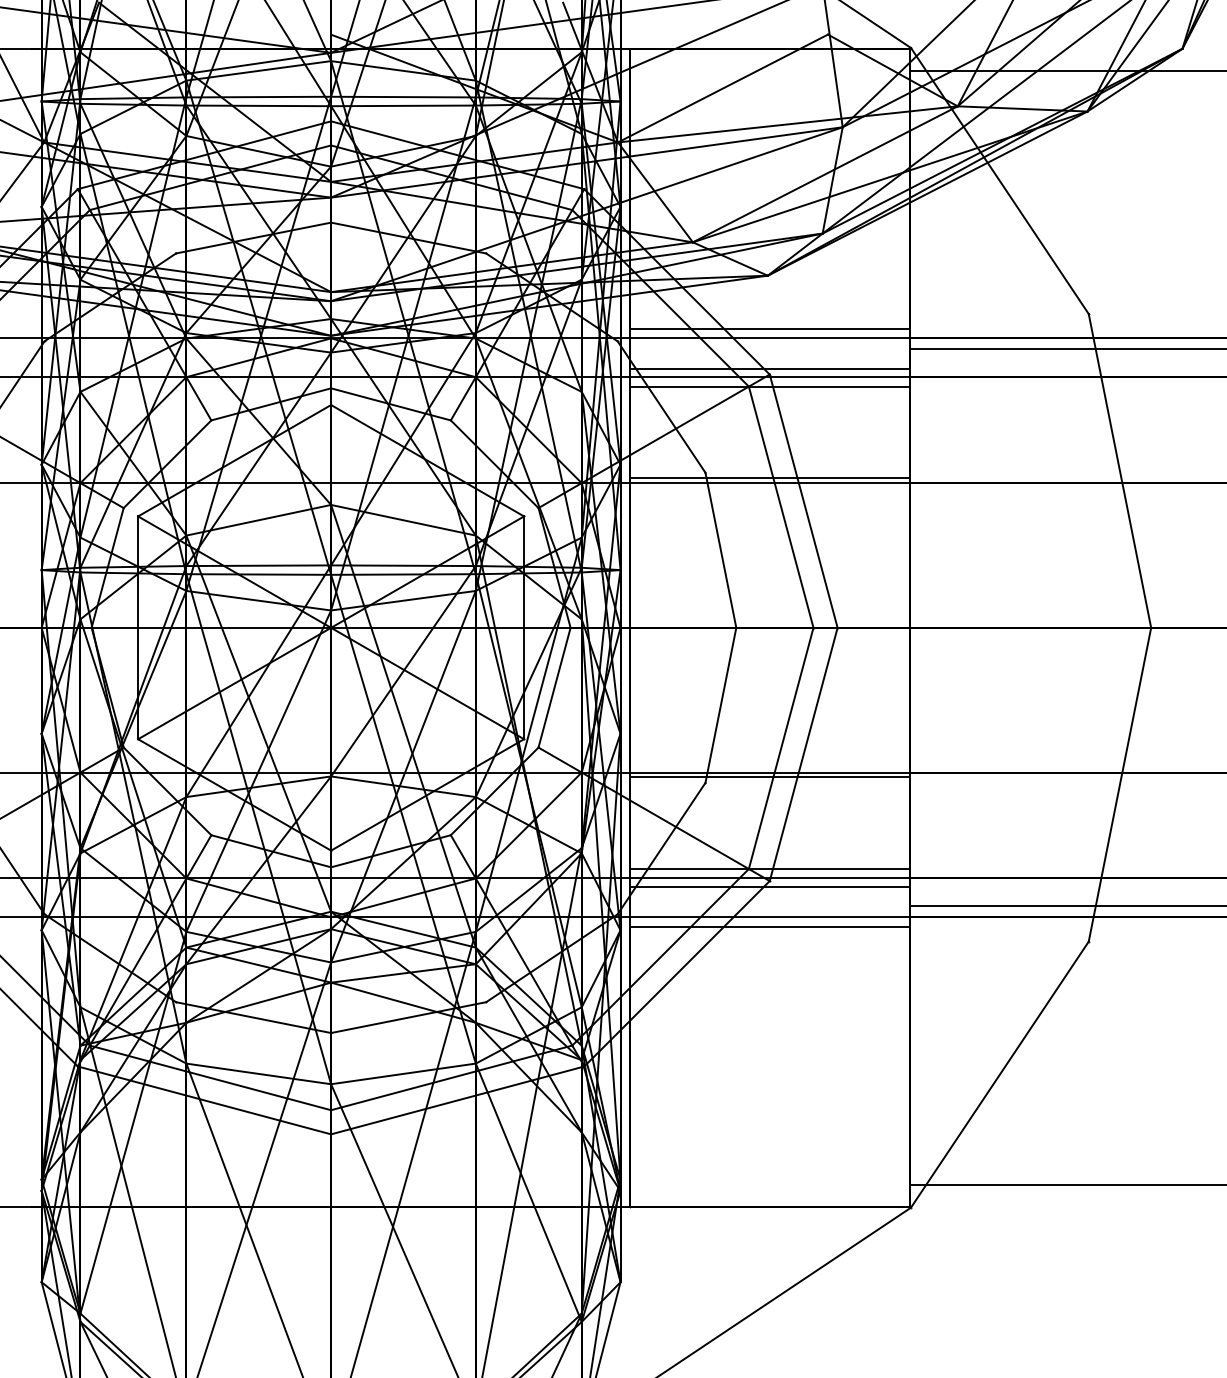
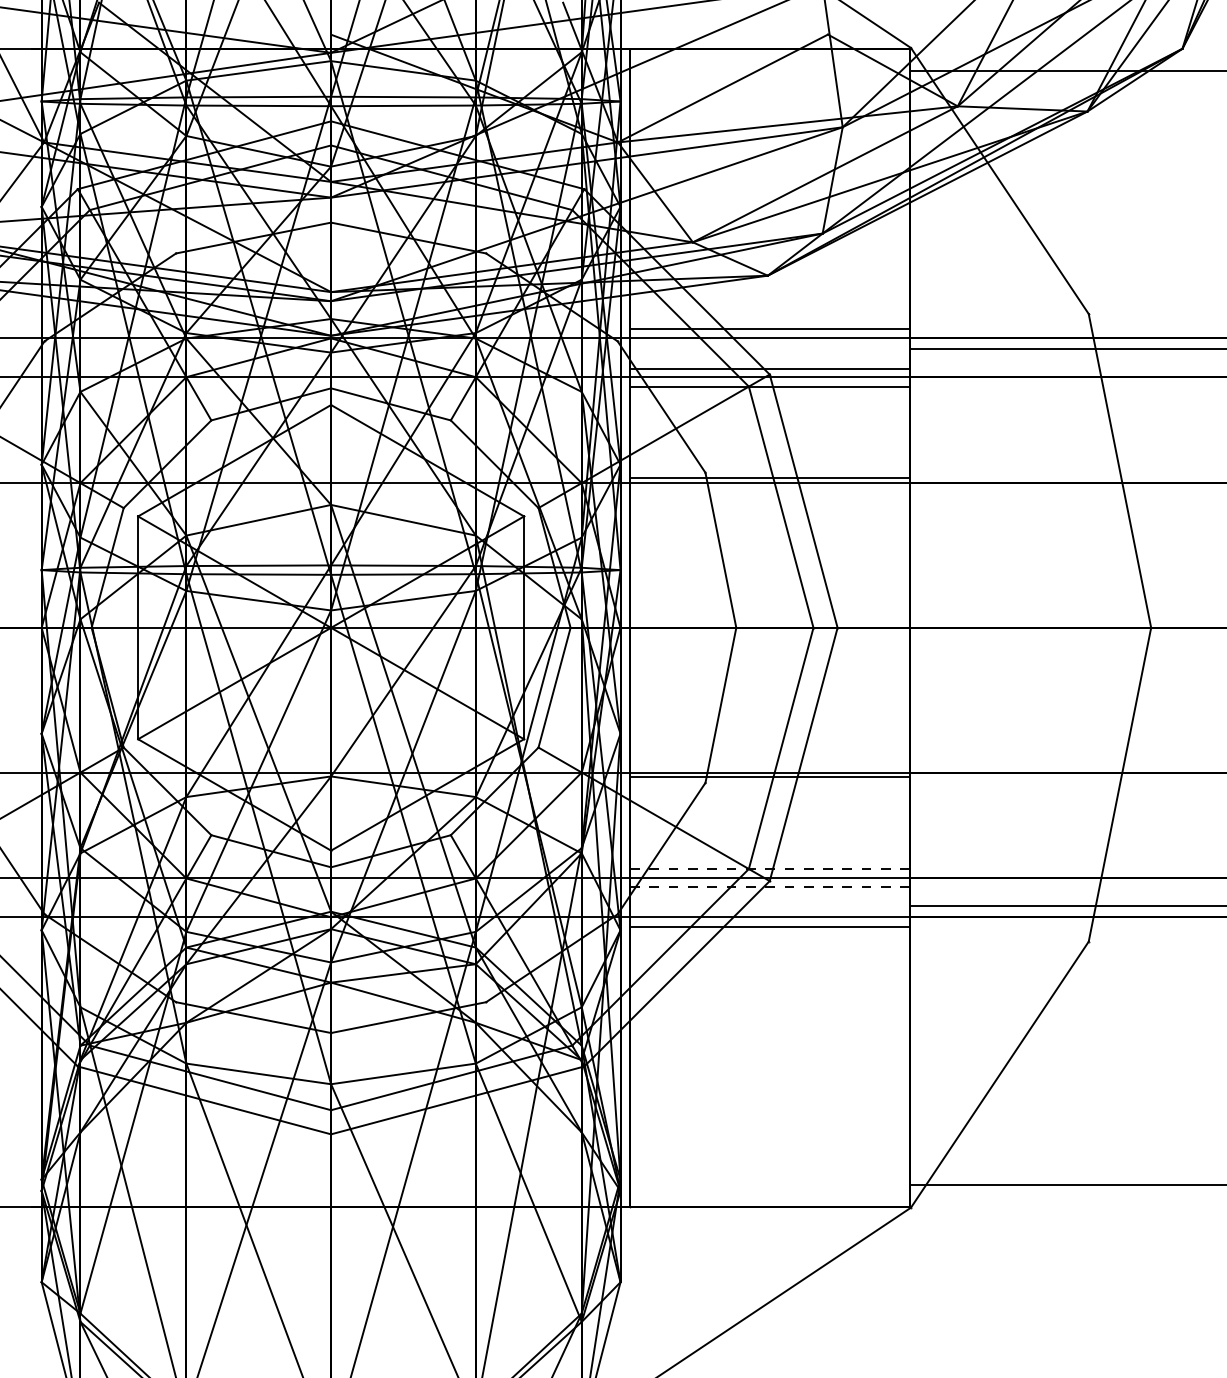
line: solid -> dashed (770, 869)
line: solid -> dashed (770, 886)
